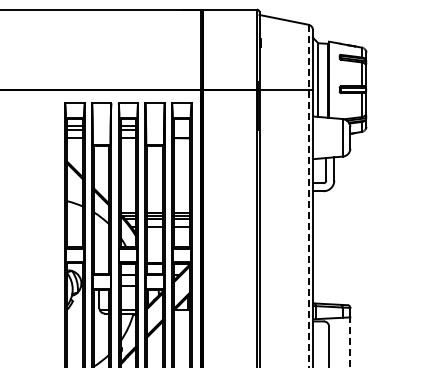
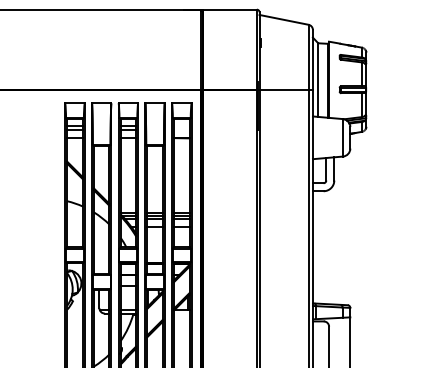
line: dashed -> solid (308, 196)
line: dashed -> solid (350, 342)
